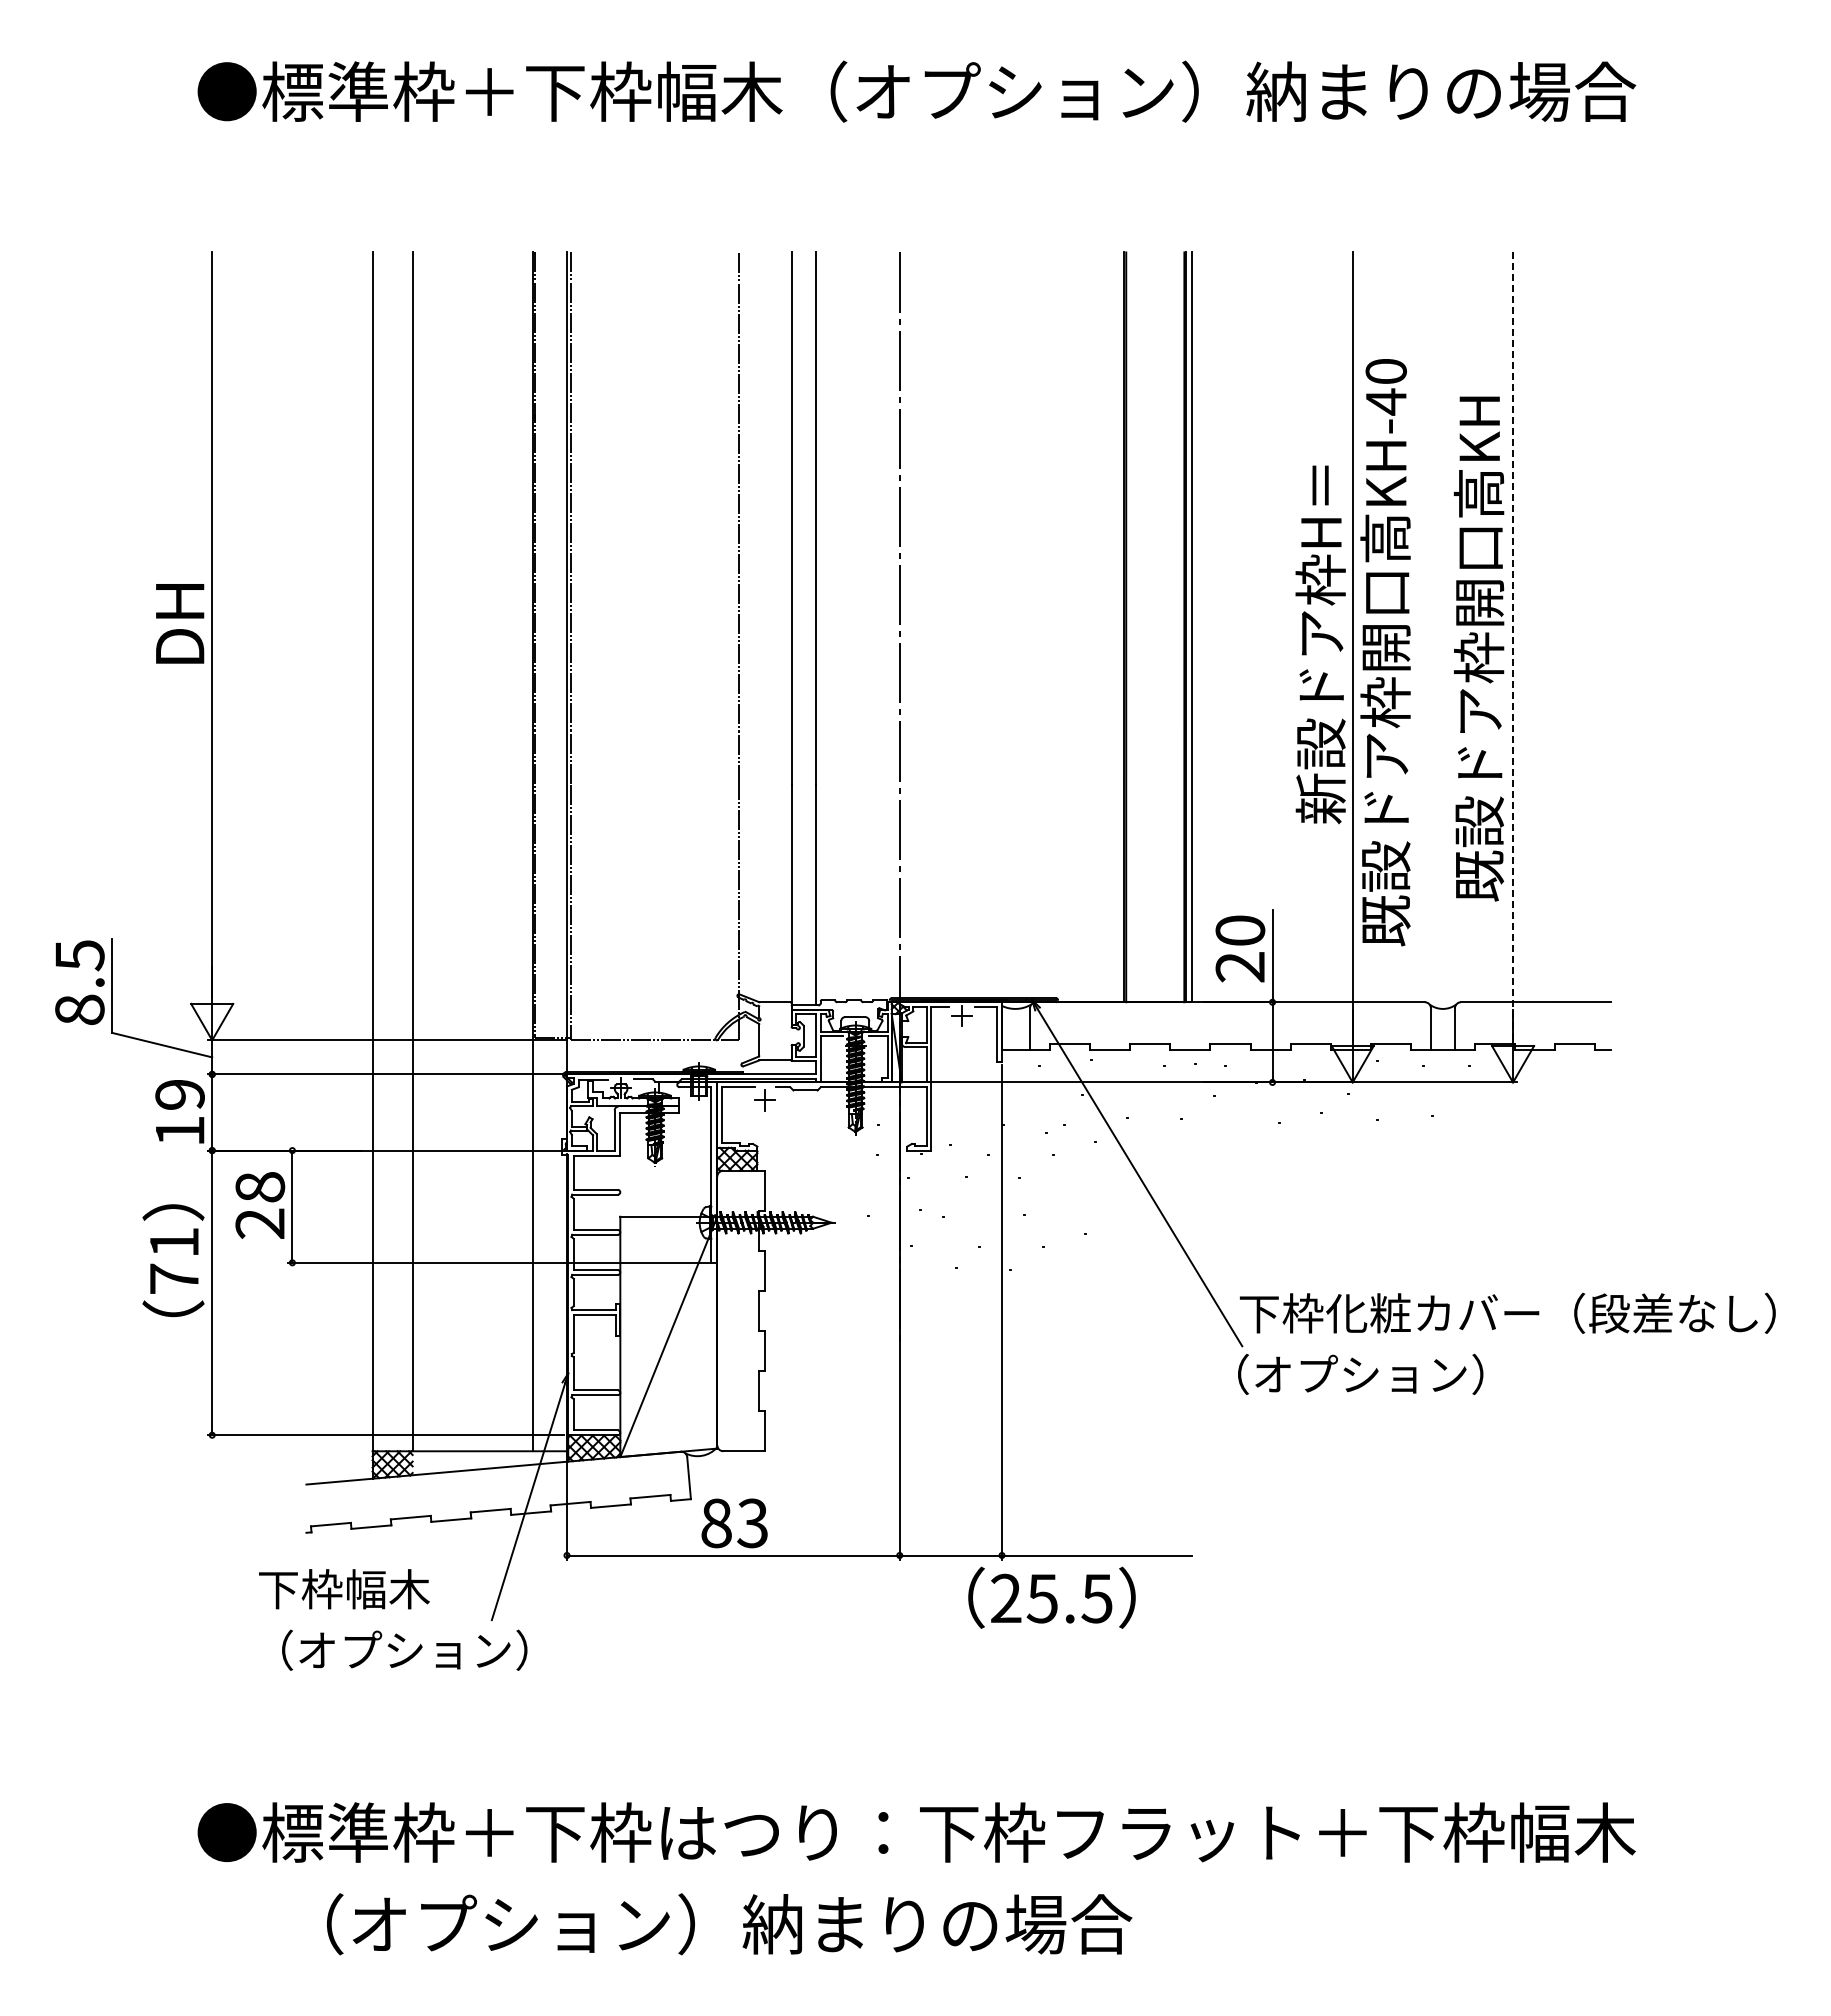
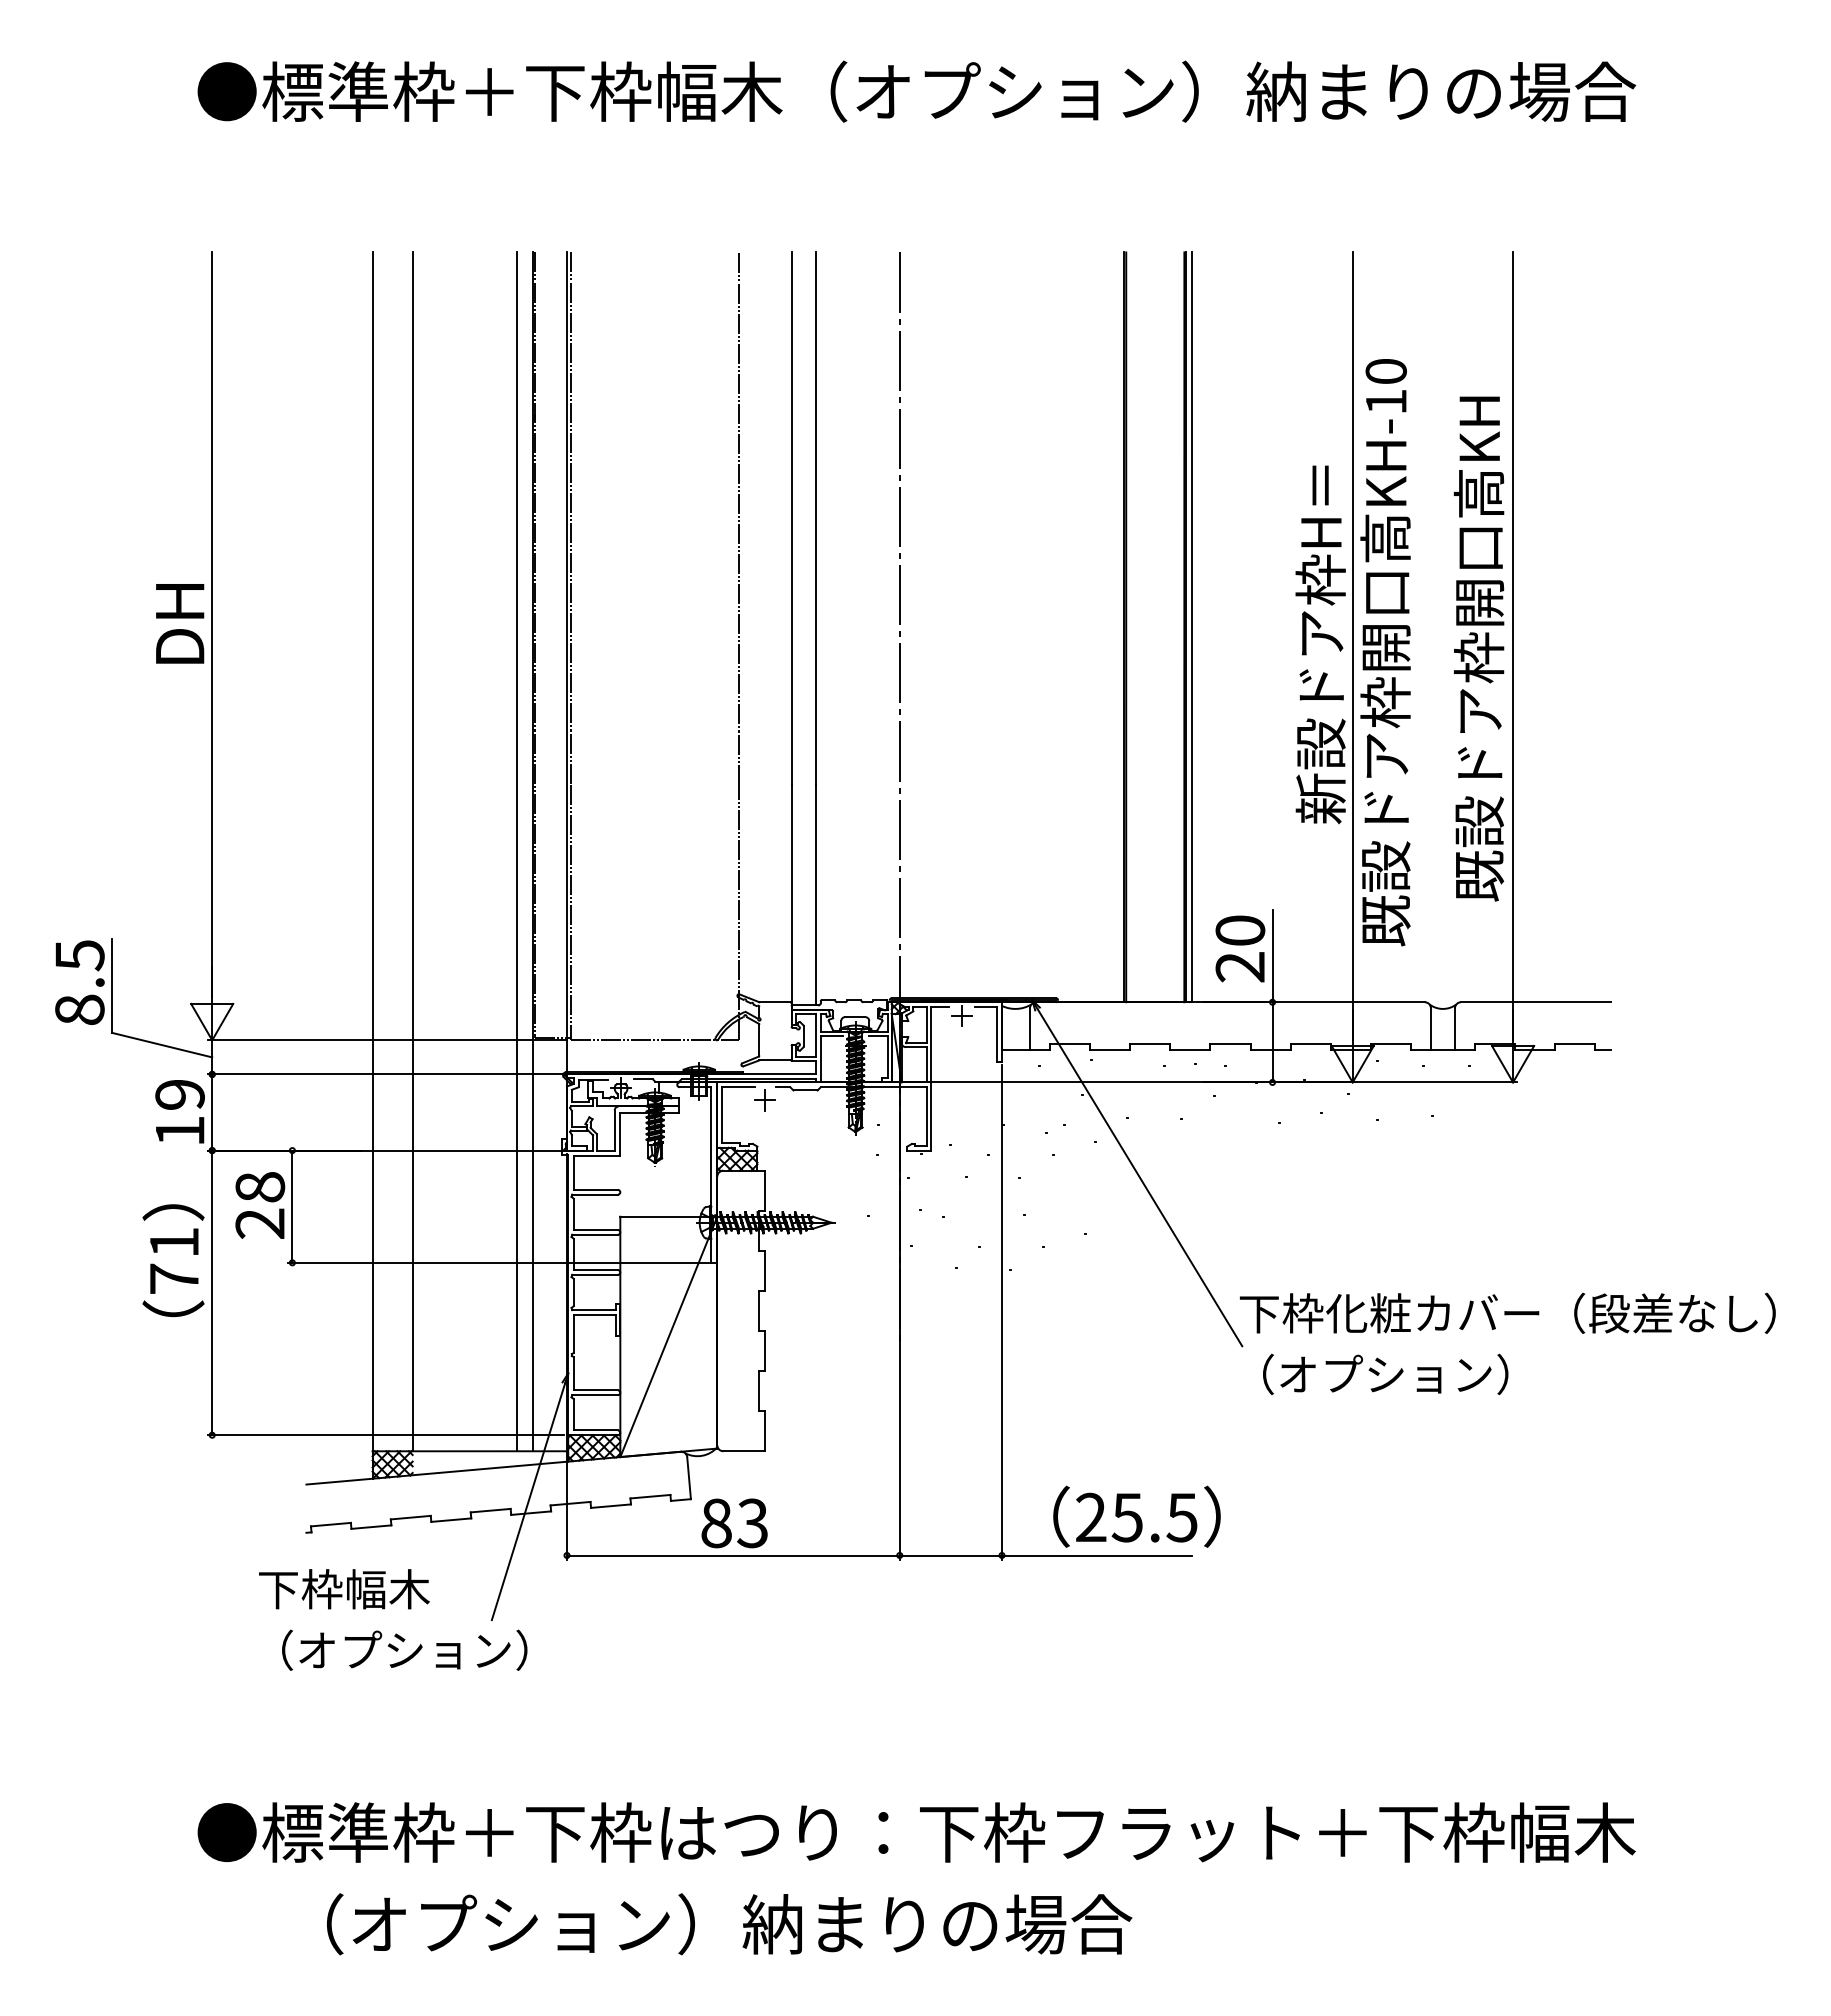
text: KH-40 -> KH-10 (1386, 401)
line: dashed -> solid (1513, 646)
line: none -> present (517, 851)
text position: (1360, 1374) -> (1385, 1374) (1385, 1374)
text position: (1051, 1597) -> (1136, 1516) (1136, 1516)
